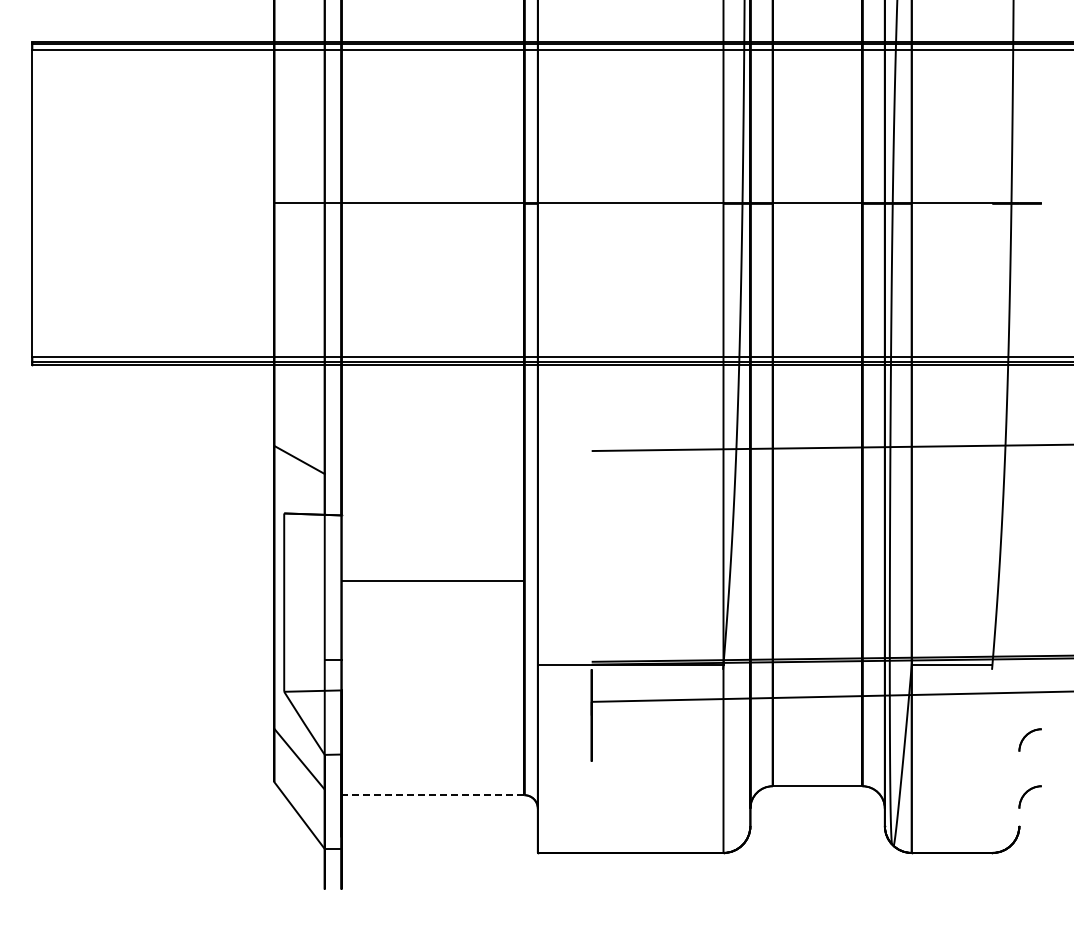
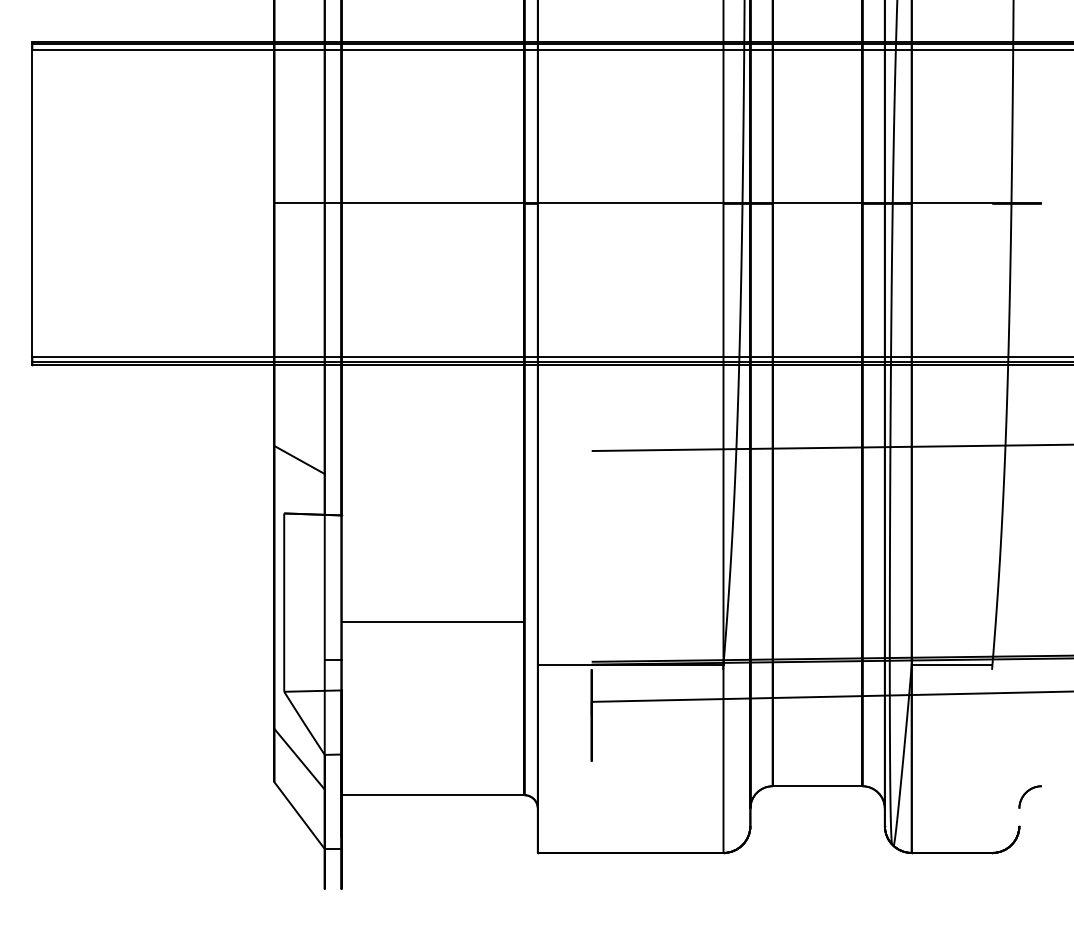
line position: (432, 580) -> (432, 621) (432, 621)
part: present -> none (1029, 739)
line: dashed -> solid (432, 795)
